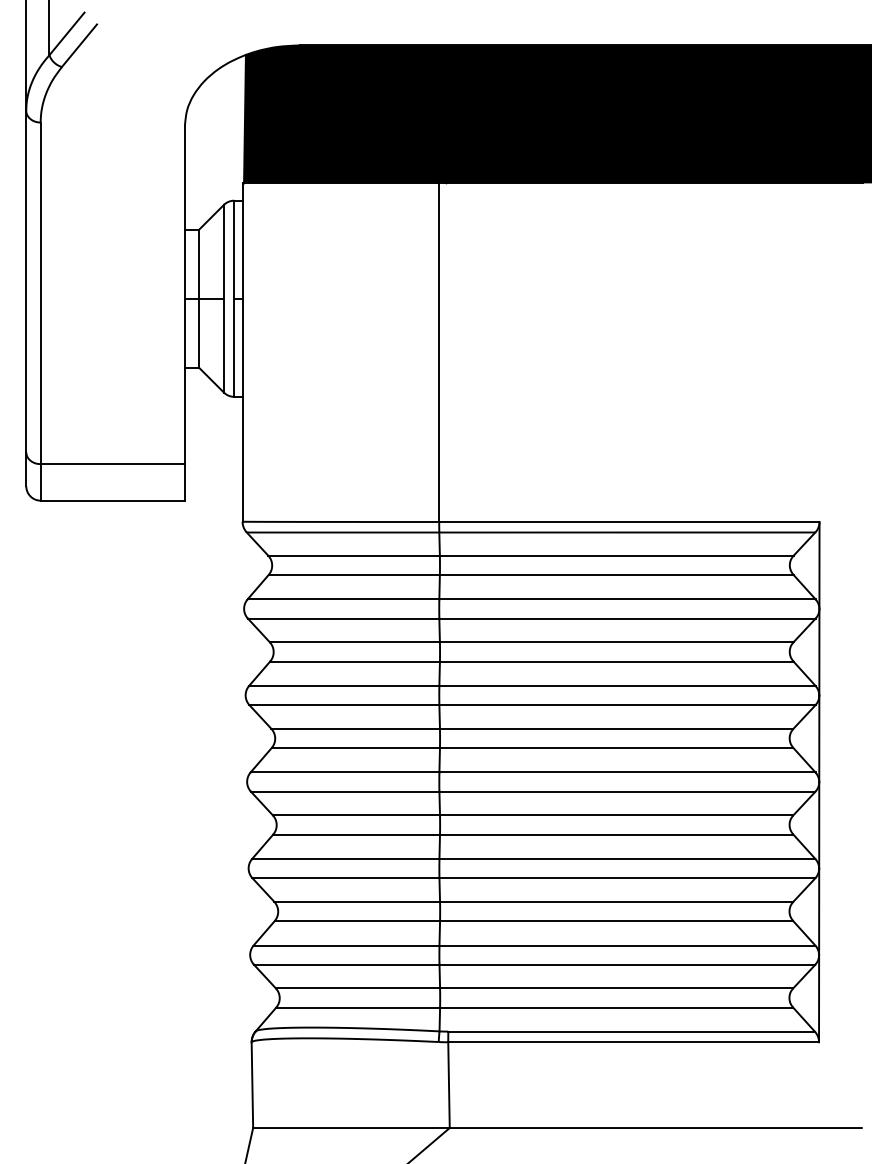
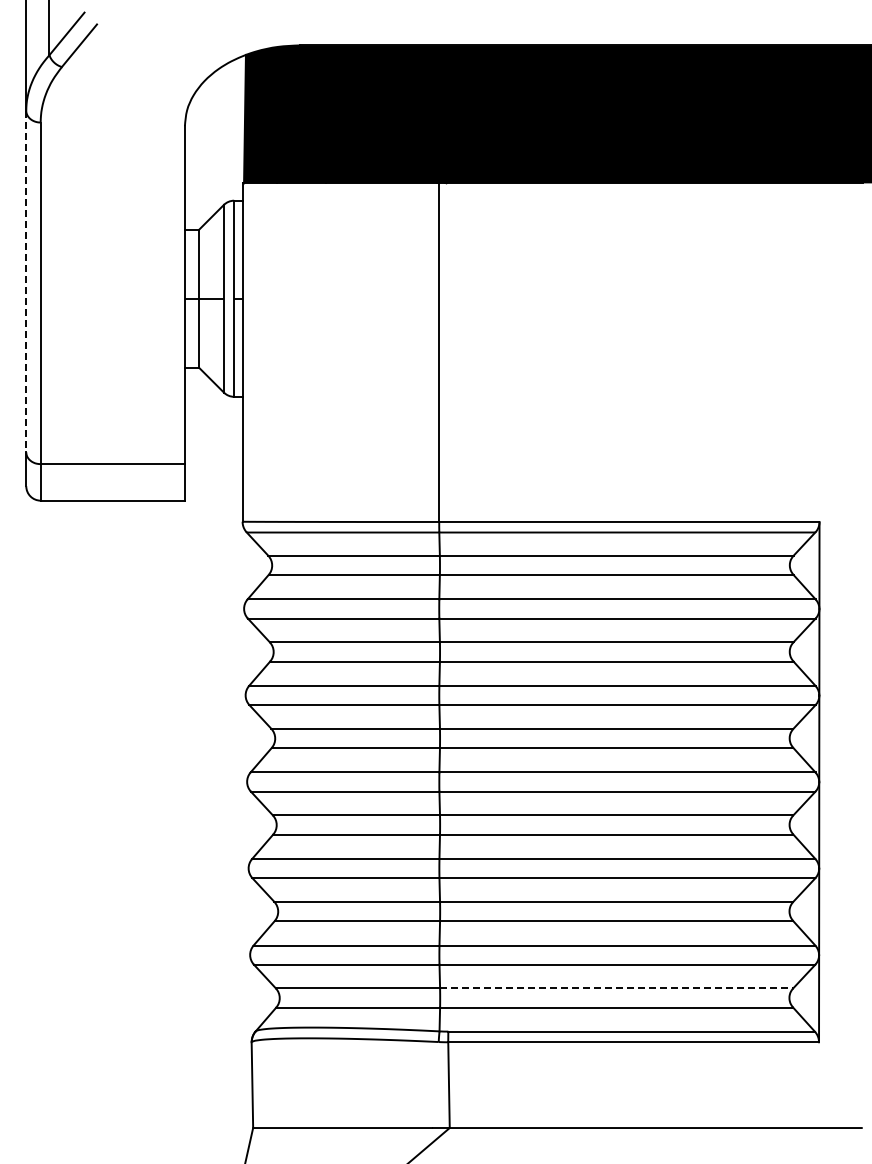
line: solid -> dashed (26, 281)
line: solid -> dashed (616, 988)
